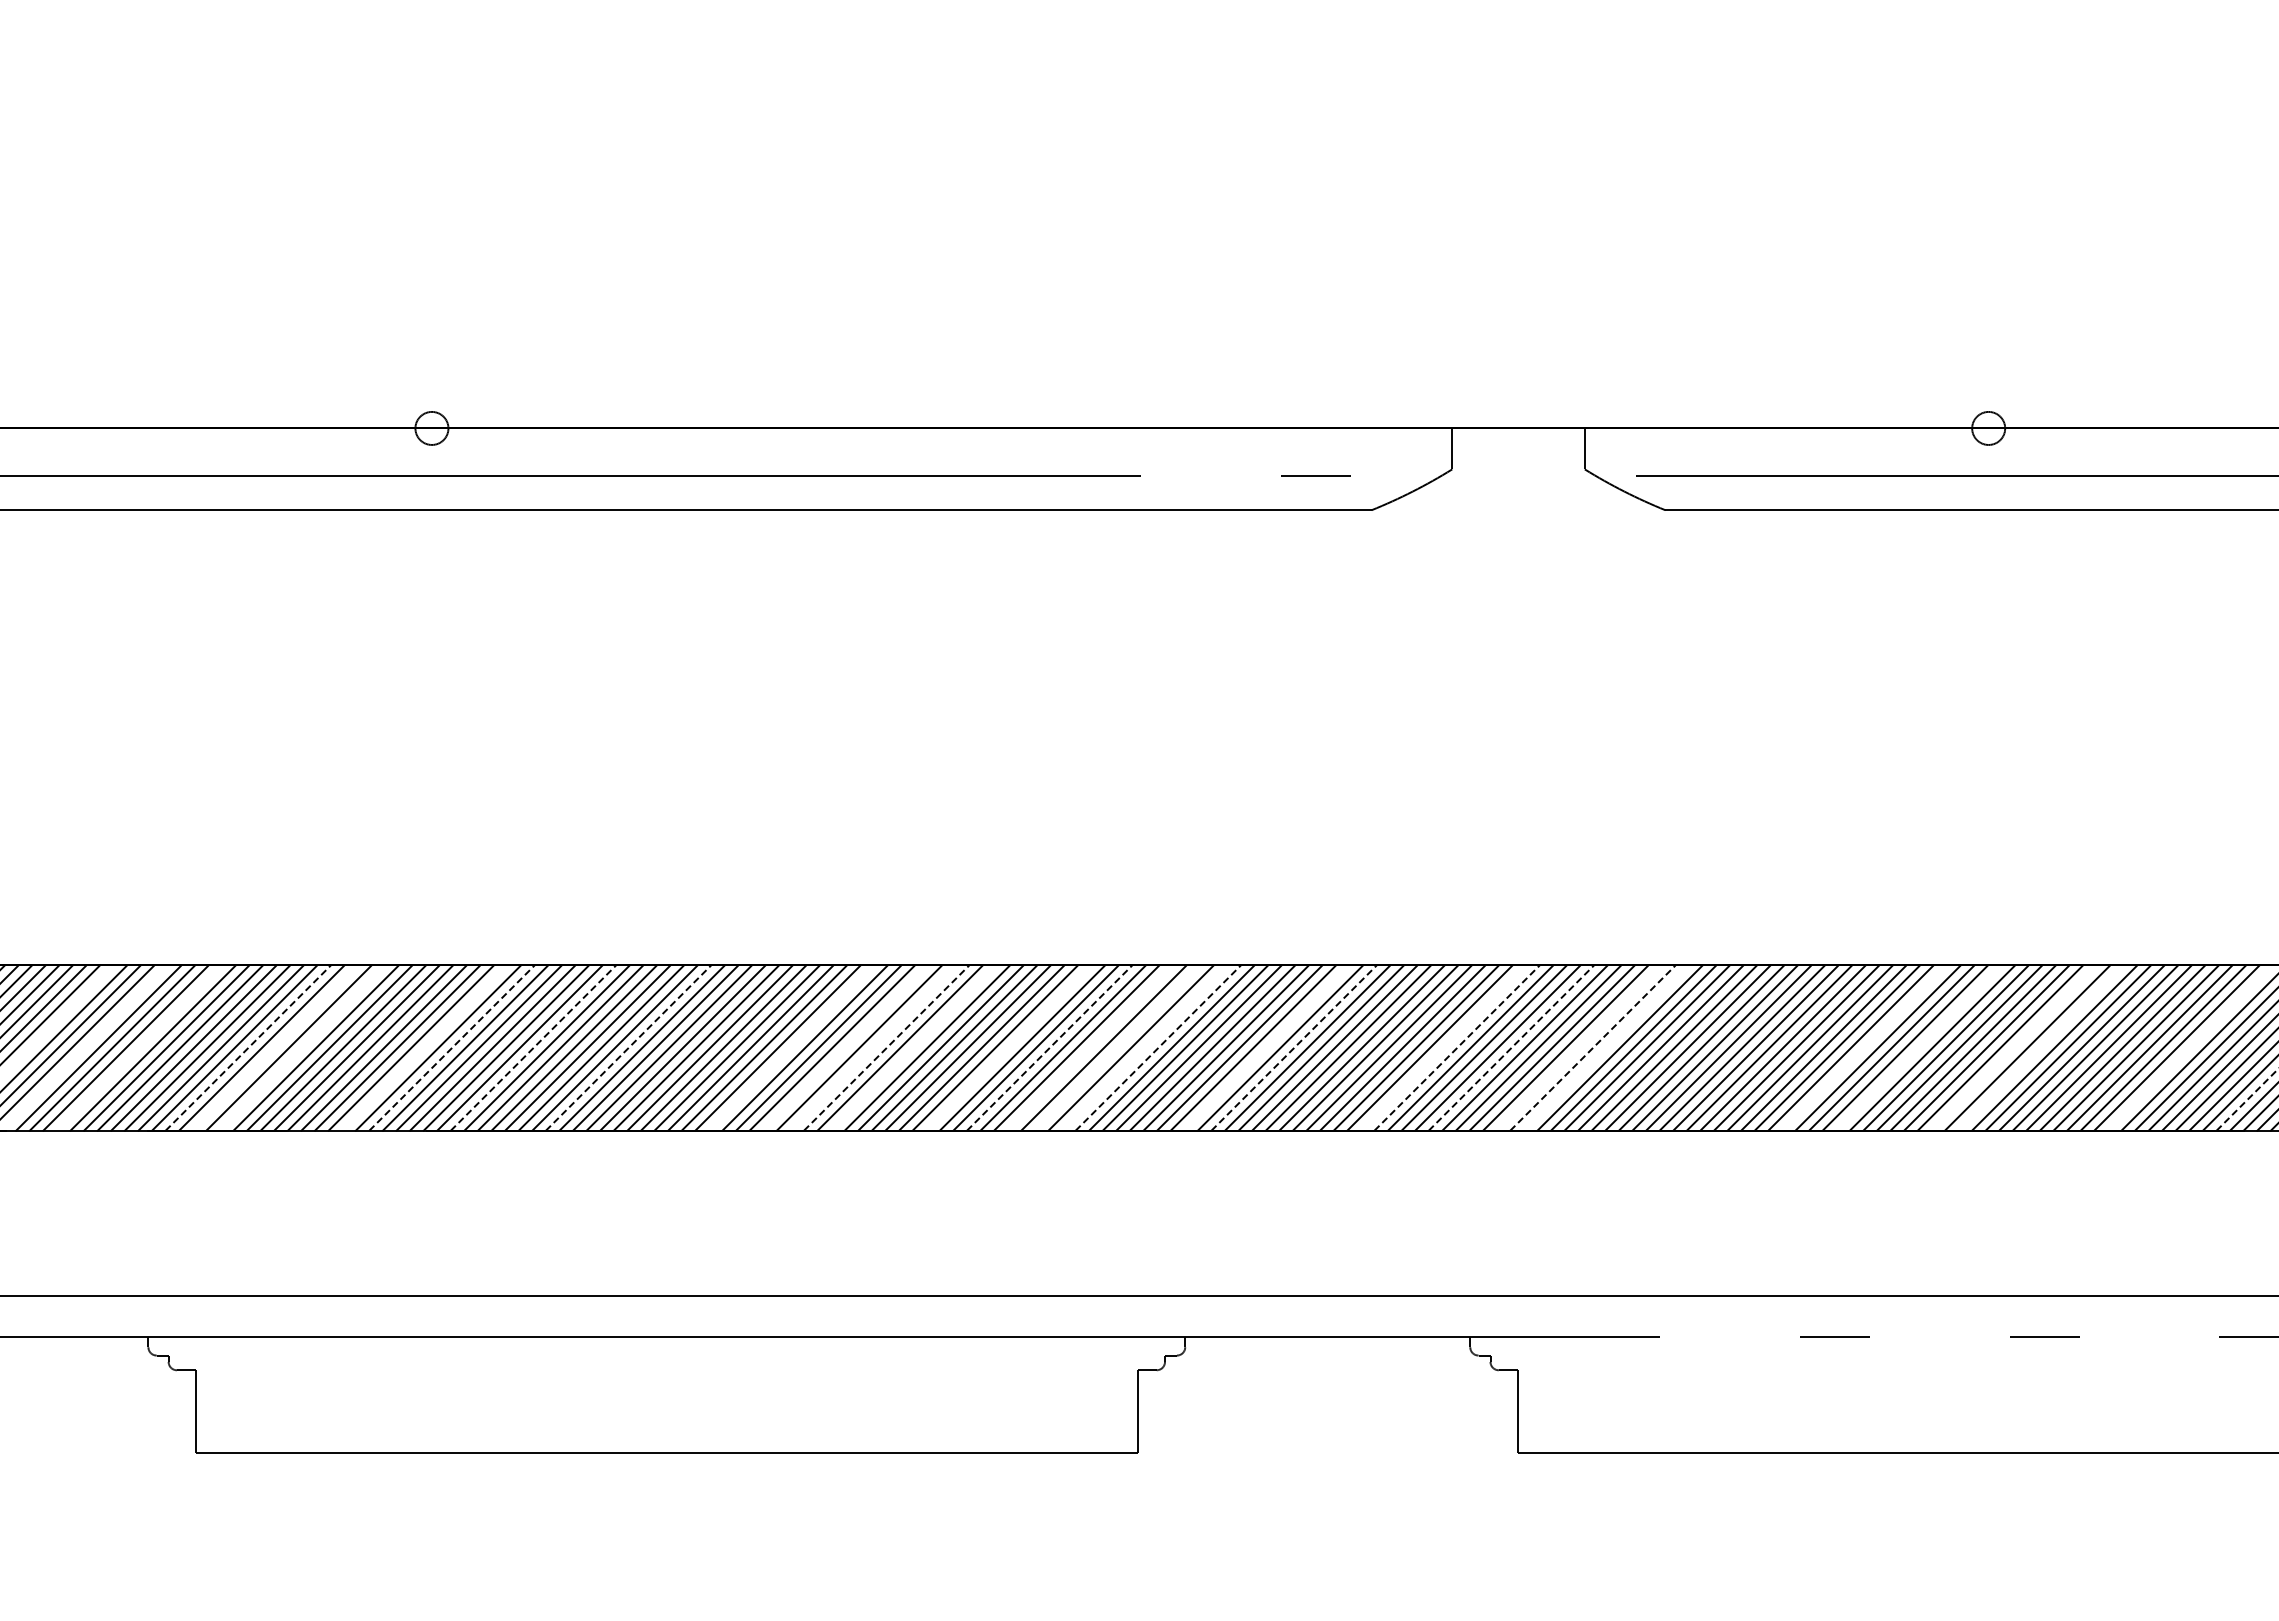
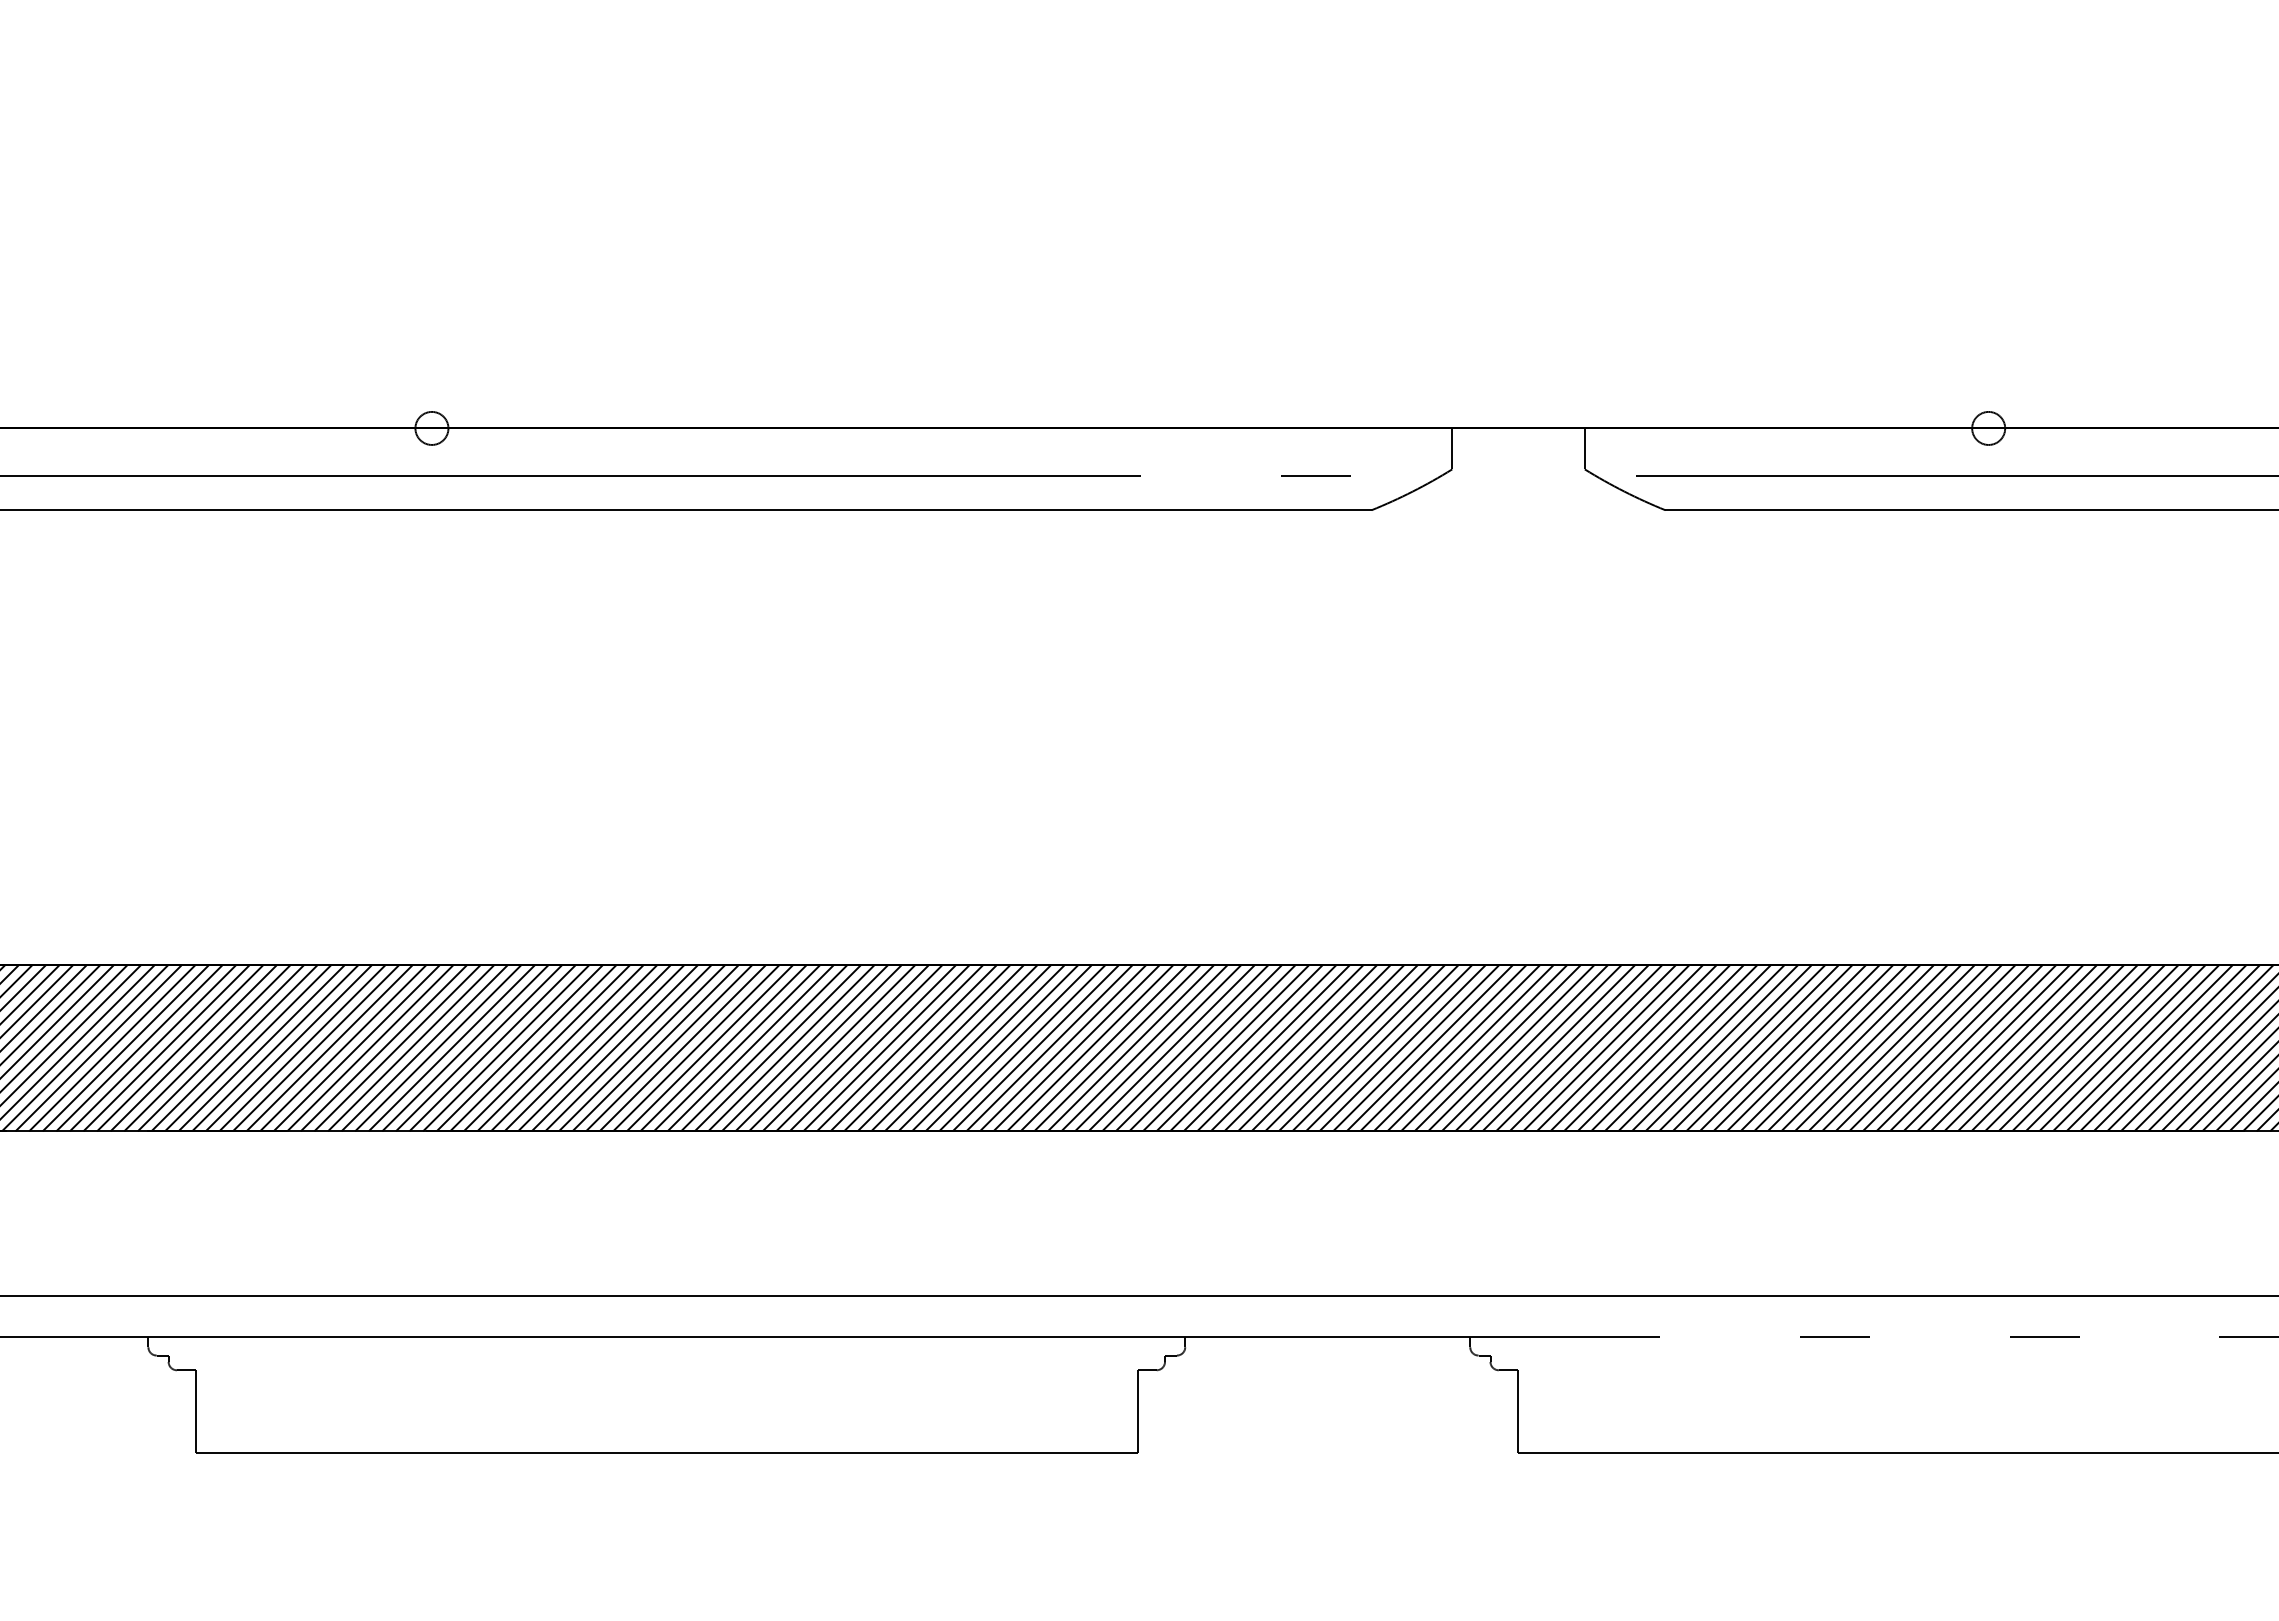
line: none -> present (57, 1020)
line: none -> present (84, 1047)
line: none -> present (139, 1047)
line: none -> present (275, 1047)
line: none -> present (302, 1047)
line: none -> present (424, 1047)
line: none -> present (791, 1047)
line: none -> present (845, 1047)
line: none -> present (872, 1047)
line: none -> present (913, 1047)
line: none -> present (1008, 1047)
line: none -> present (1090, 1047)
line: none -> present (1117, 1047)
line: none -> present (1144, 1047)
line: none -> present (1266, 1047)
line: none -> present (1443, 1047)
line: none -> present (1578, 1047)
line: none -> present (1606, 1047)
line: none -> present (1864, 1047)
line: none -> present (1918, 1047)
line: none -> present (2013, 1047)
line: none -> present (2040, 1047)
line: none -> present (2190, 1047)
line: dashed -> solid (248, 1048)
line: dashed -> solid (452, 1048)
line: dashed -> solid (533, 1048)
line: dashed -> solid (628, 1048)
line: dashed -> solid (886, 1048)
line: dashed -> solid (1049, 1048)
line: dashed -> solid (1158, 1048)
line: dashed -> solid (1294, 1048)
line: dashed -> solid (1457, 1048)
line: dashed -> solid (1511, 1048)
line: dashed -> solid (1592, 1048)
line: dashed -> solid (2247, 1099)
